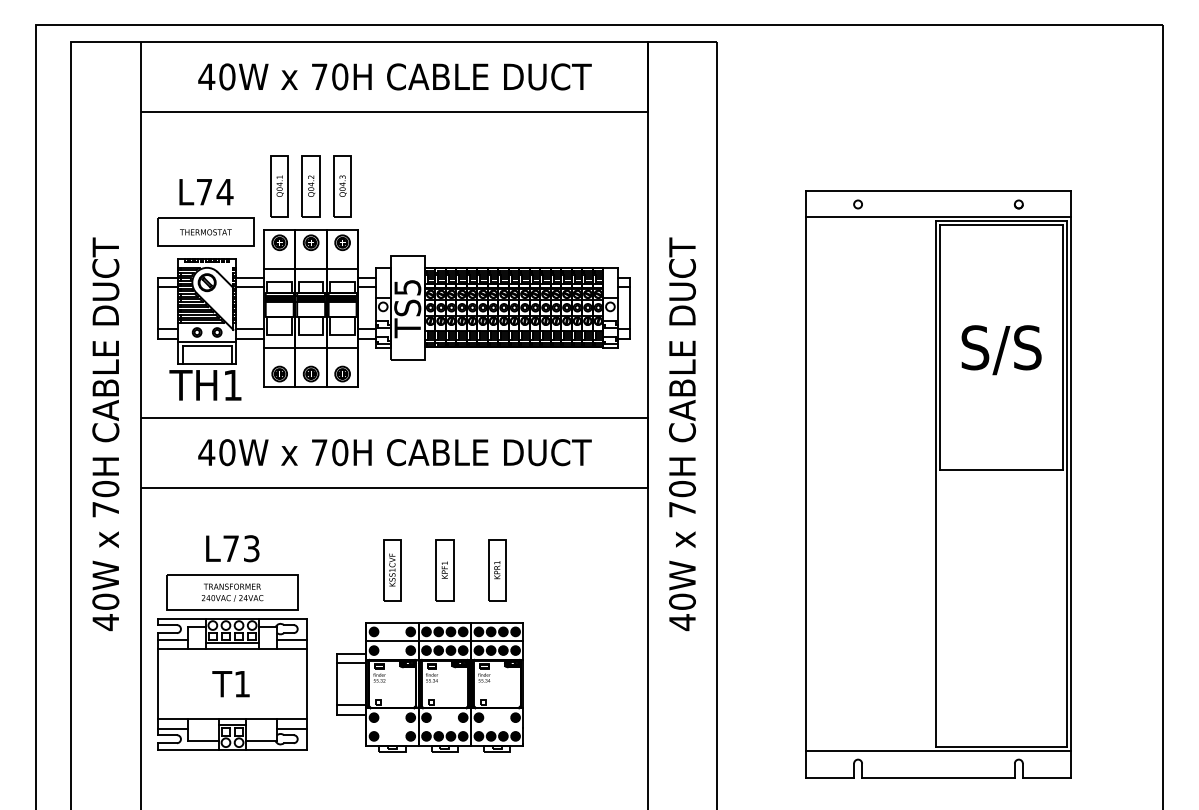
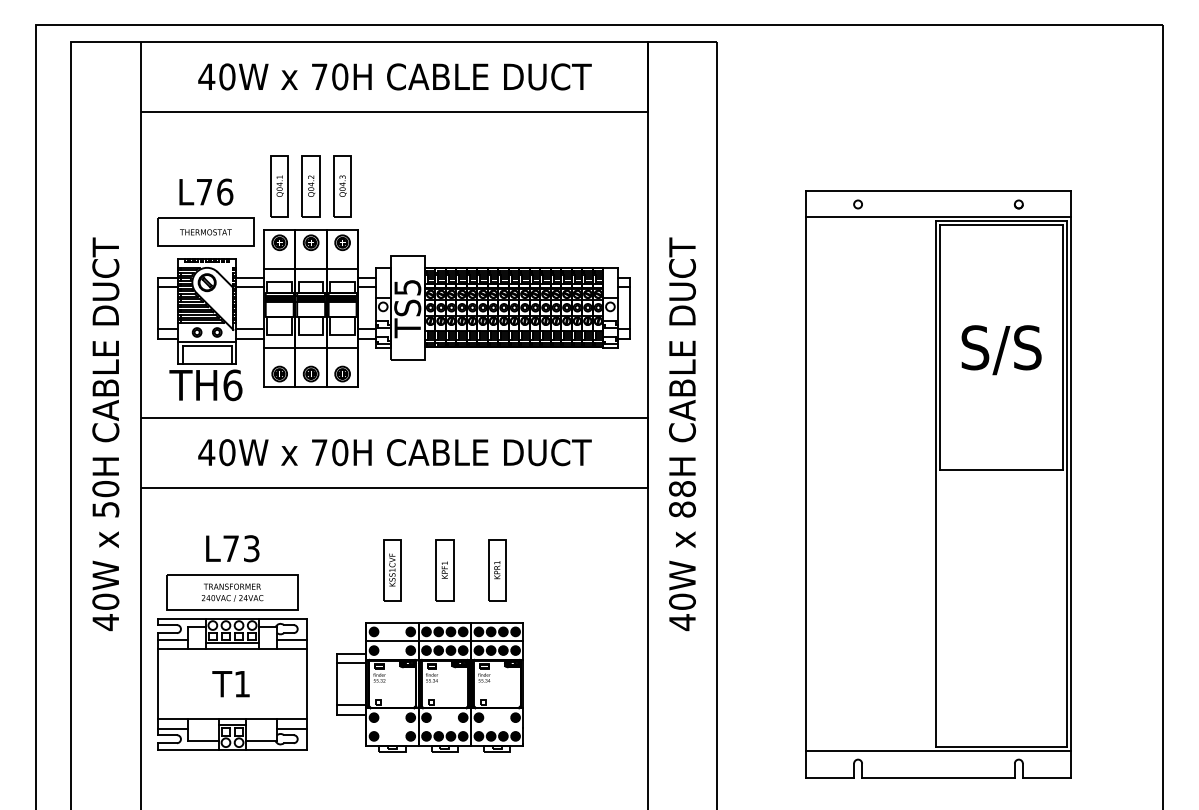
text: L74 -> L76 (224, 191)
text: TH1 -> TH6 (232, 385)
text: 70H -> 88H (682, 498)
text: 70H -> 50H (105, 509)
